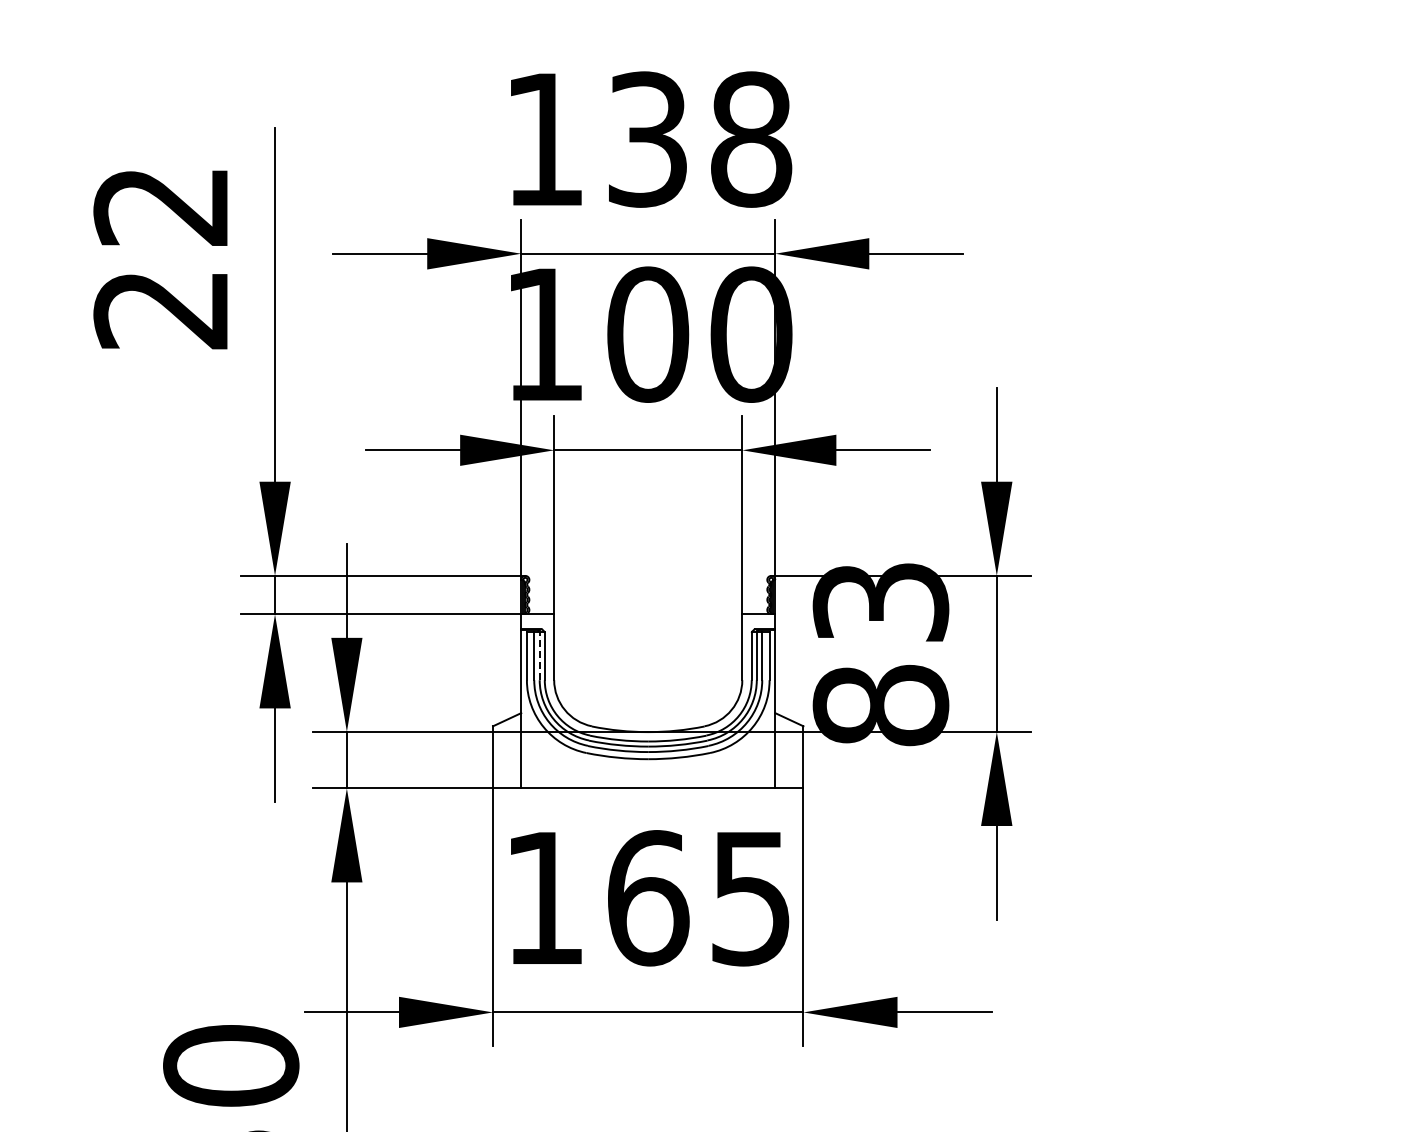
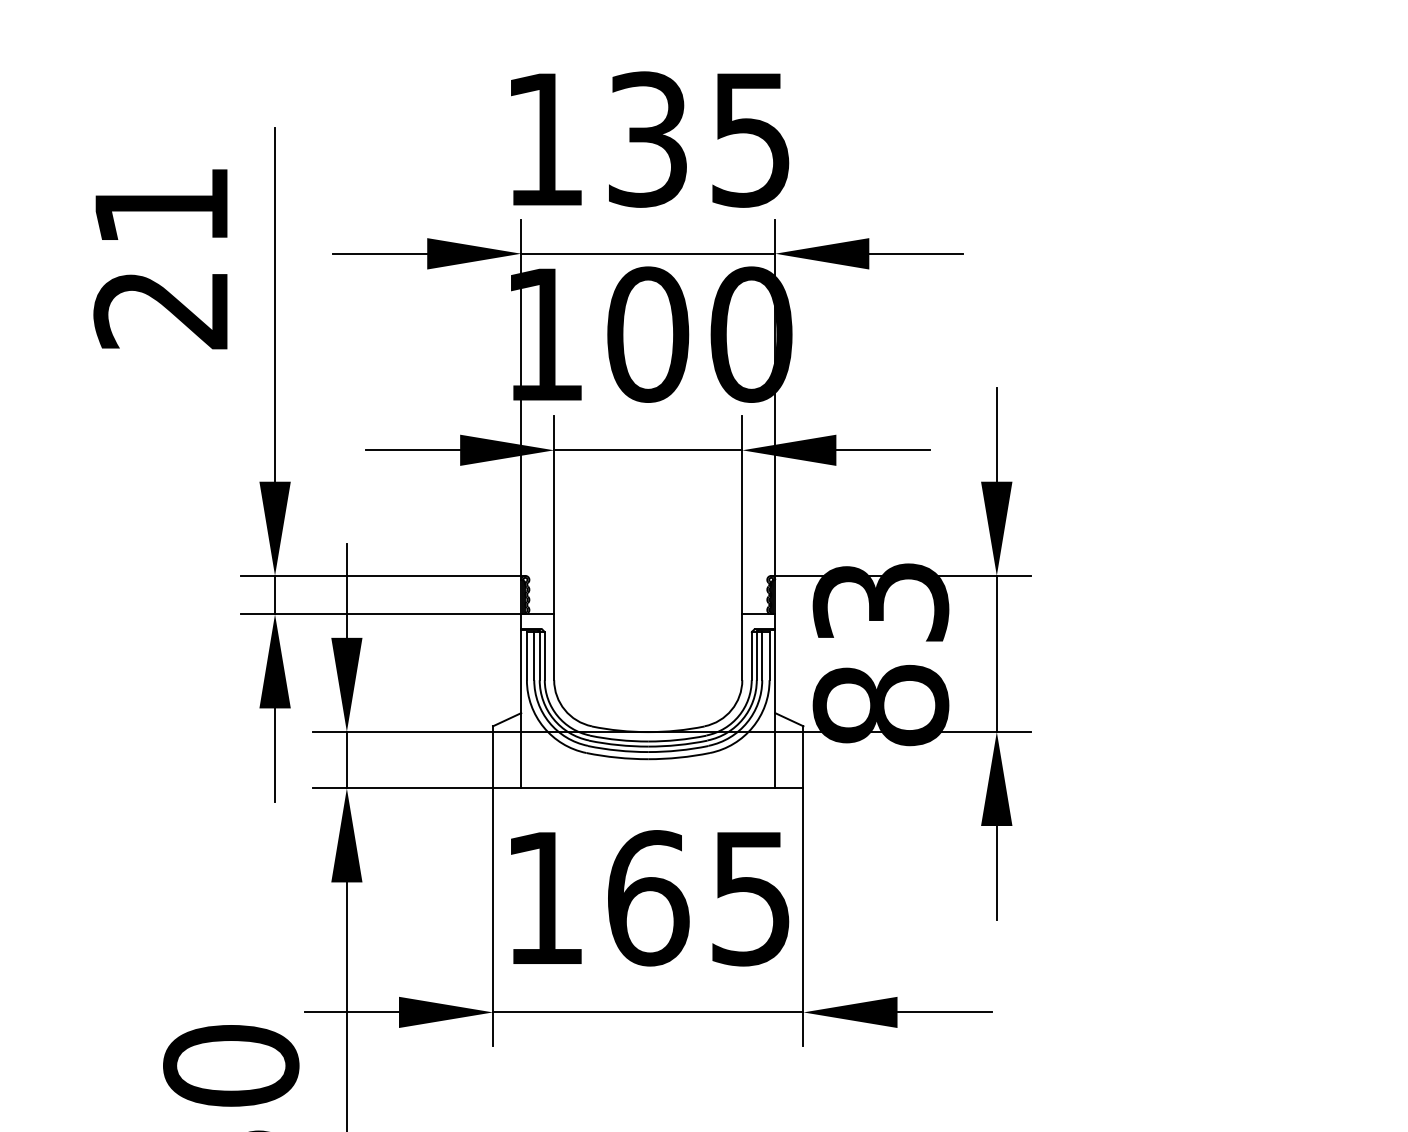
text: 138 -> 135 (751, 139)
text: 22 -> 21 (160, 207)
line: dashed -> solid (539, 656)
